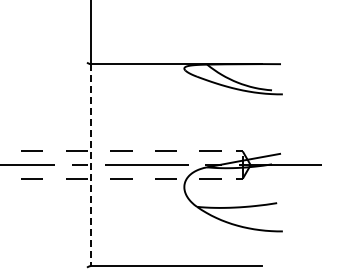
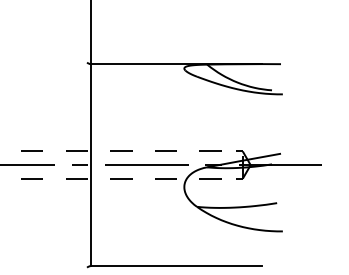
line: dashed -> solid (90, 165)
